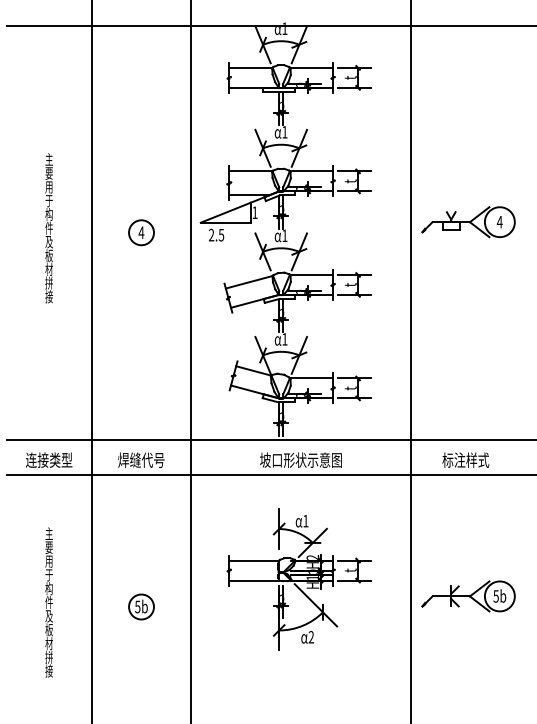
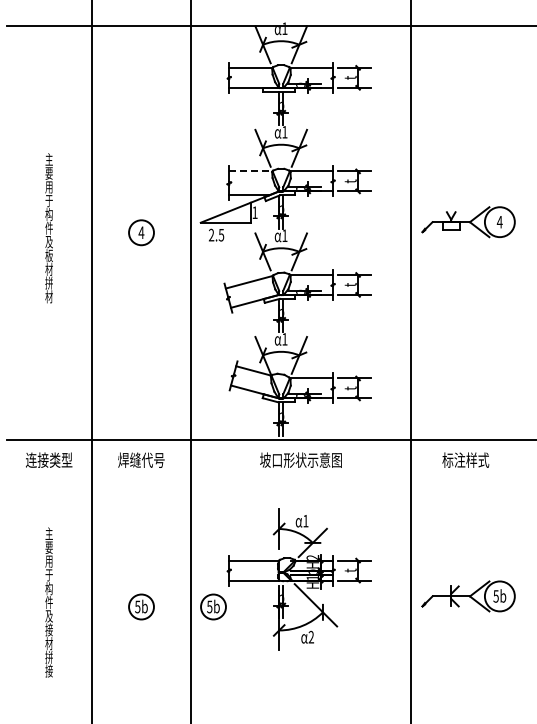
line: solid -> dashed (250, 171)
text: 接 -> 材 (48, 296)
line: present -> none (269, 474)
part: none -> present (213, 606)
text: 板 -> 接 (48, 629)
